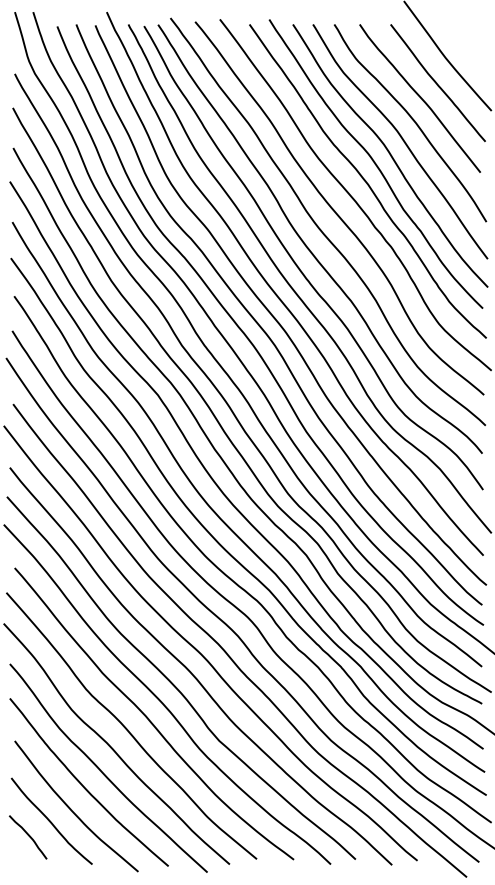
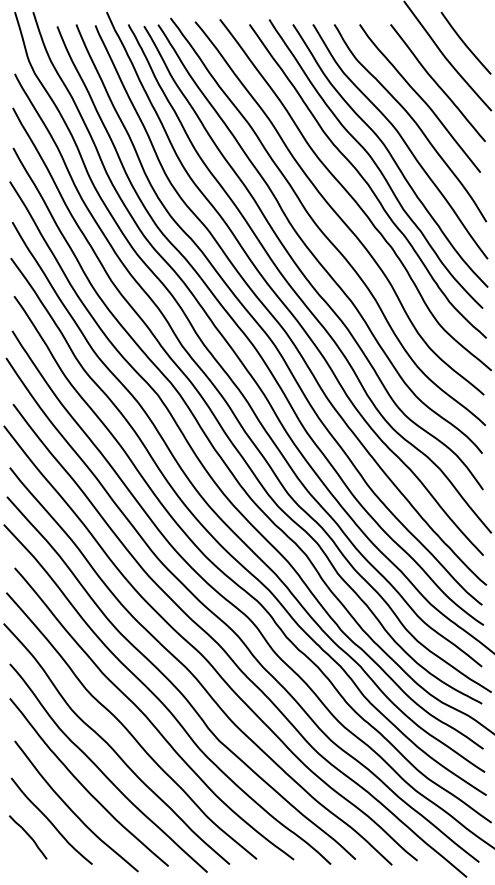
curve: none -> present (464, 42)
